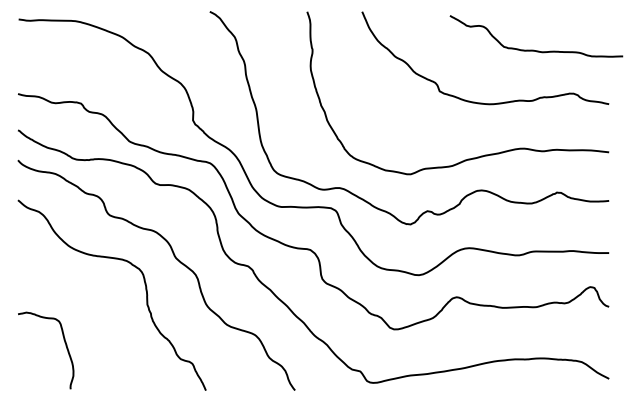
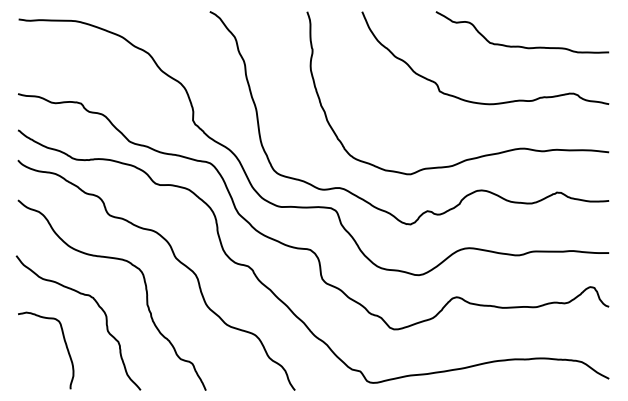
curve position: (533, 49) -> (519, 45) (519, 45)
curve: none -> present (97, 305)
